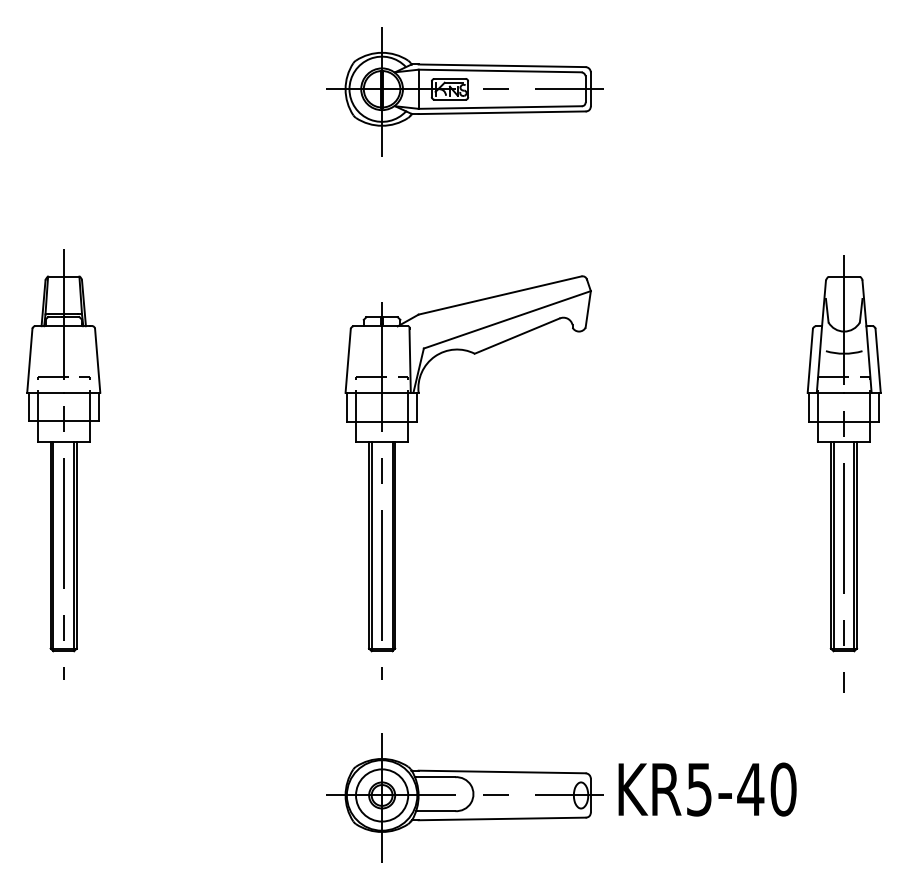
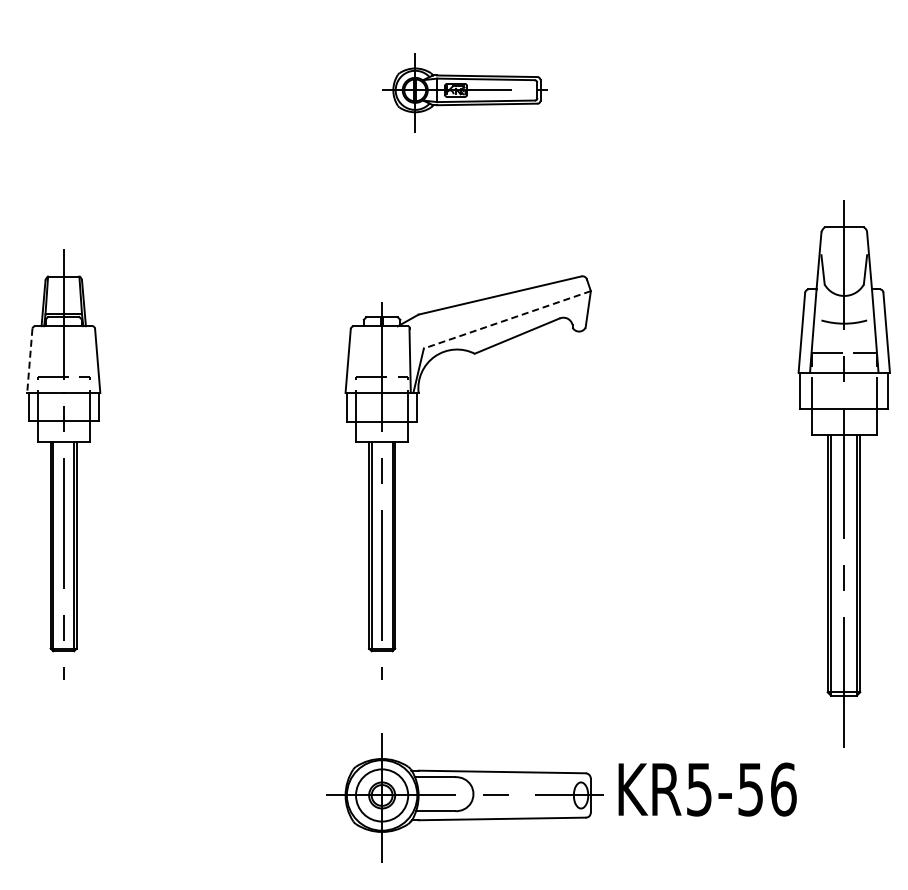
part size: 278x130 px -> 166x80 px (464, 92)
line: solid -> dashed (506, 320)
line: solid -> dashed (29, 361)
part size: 76x438 px -> 94x548 px (843, 473)
text: KR5-40 -> KR5-56 (766, 789)
